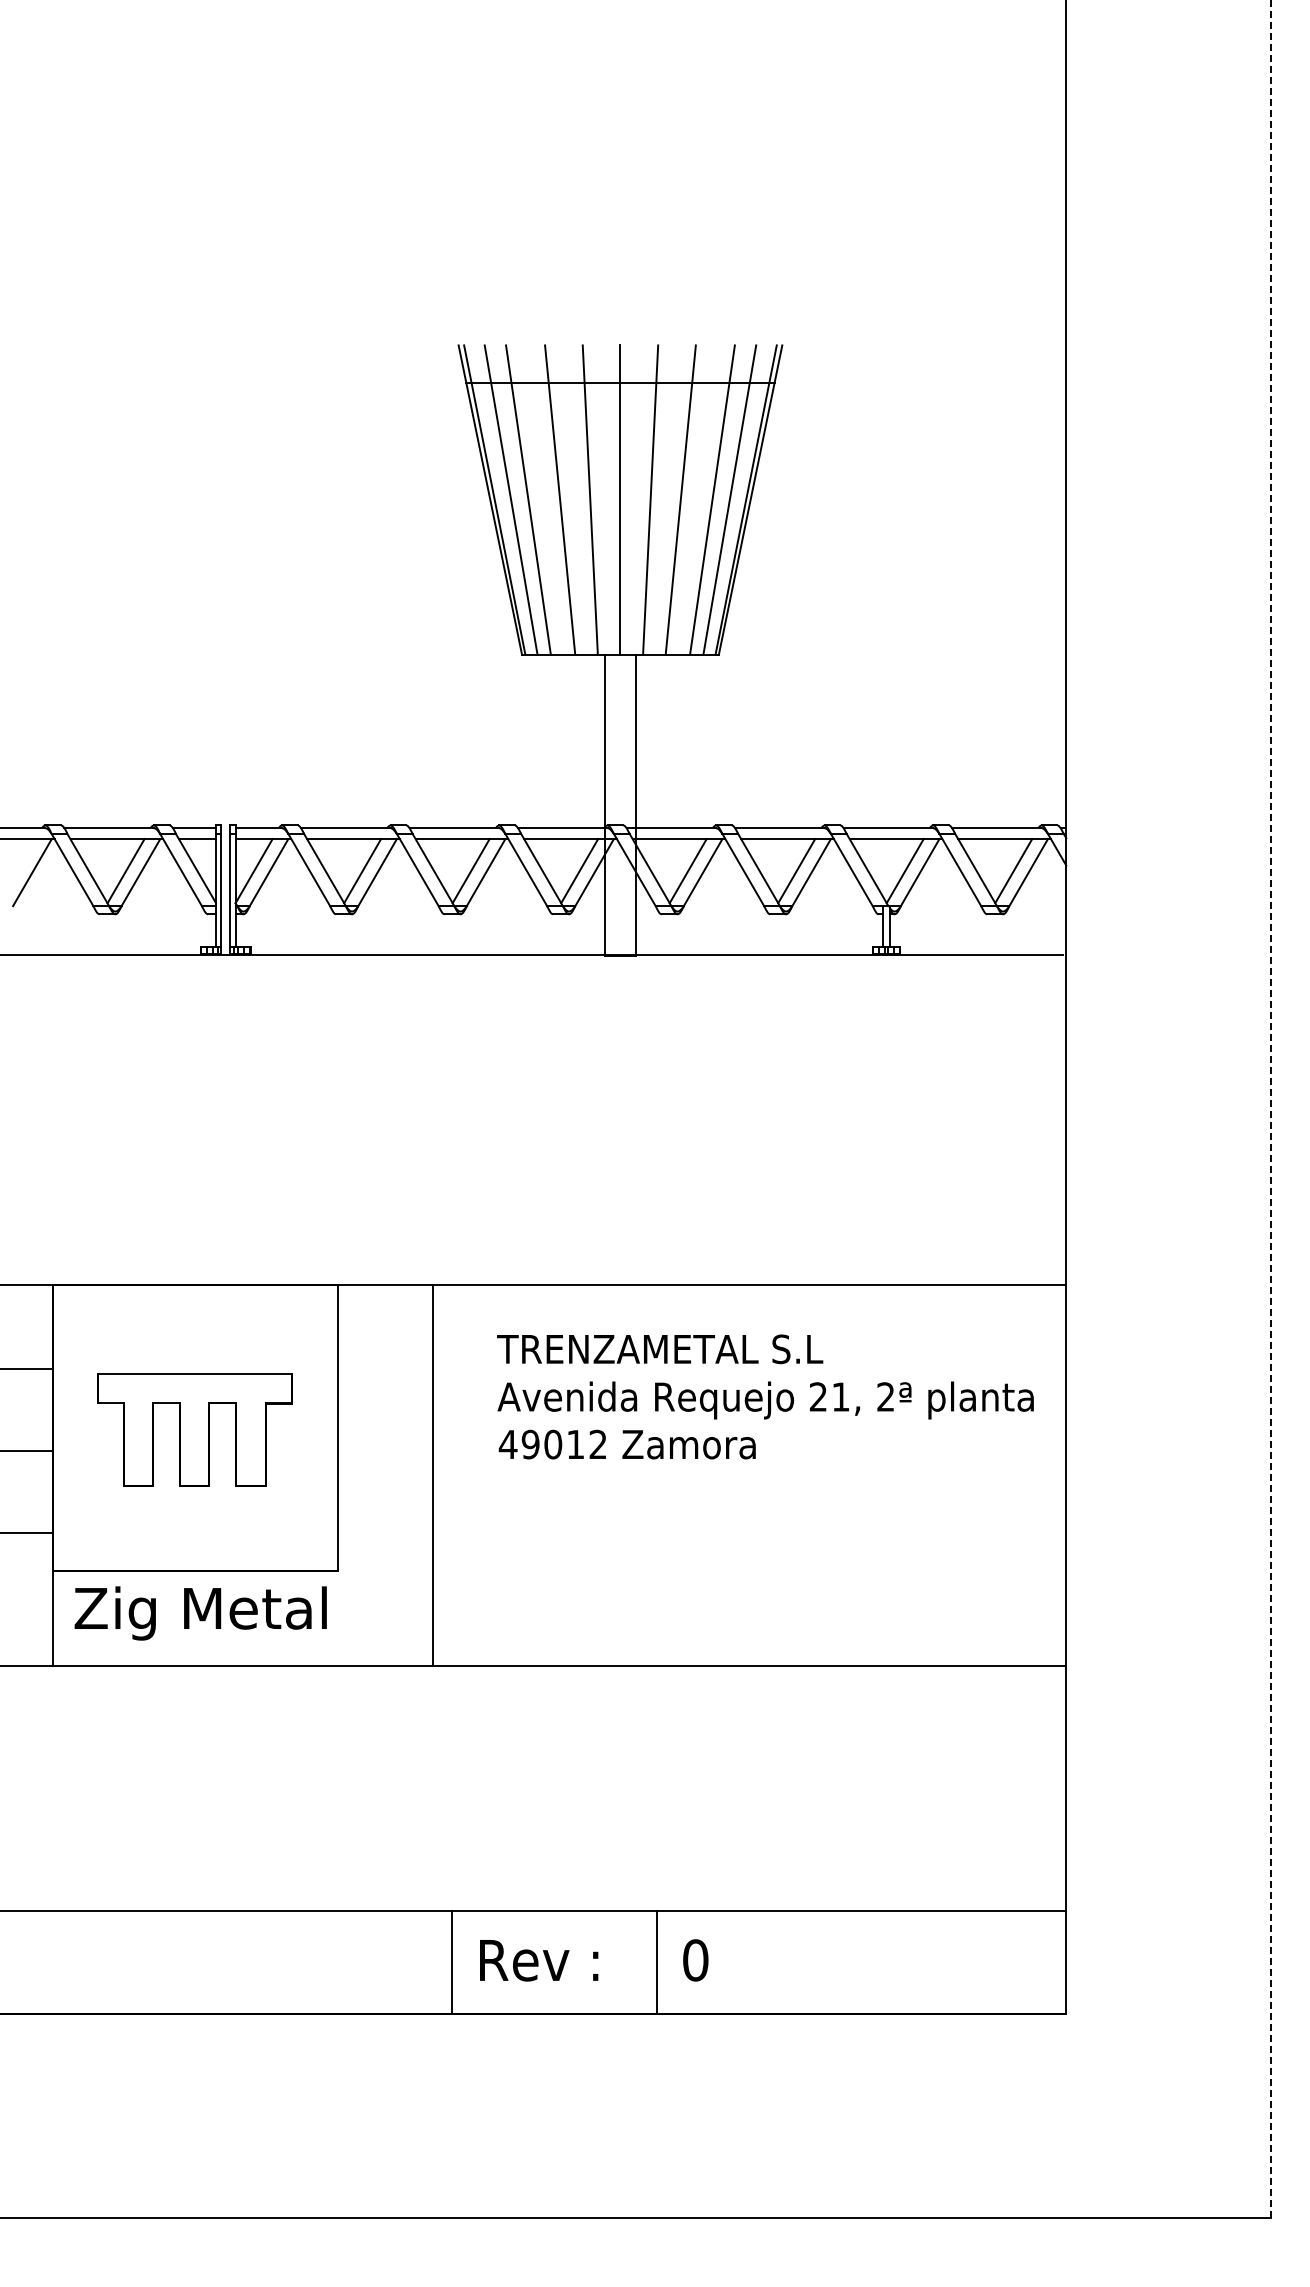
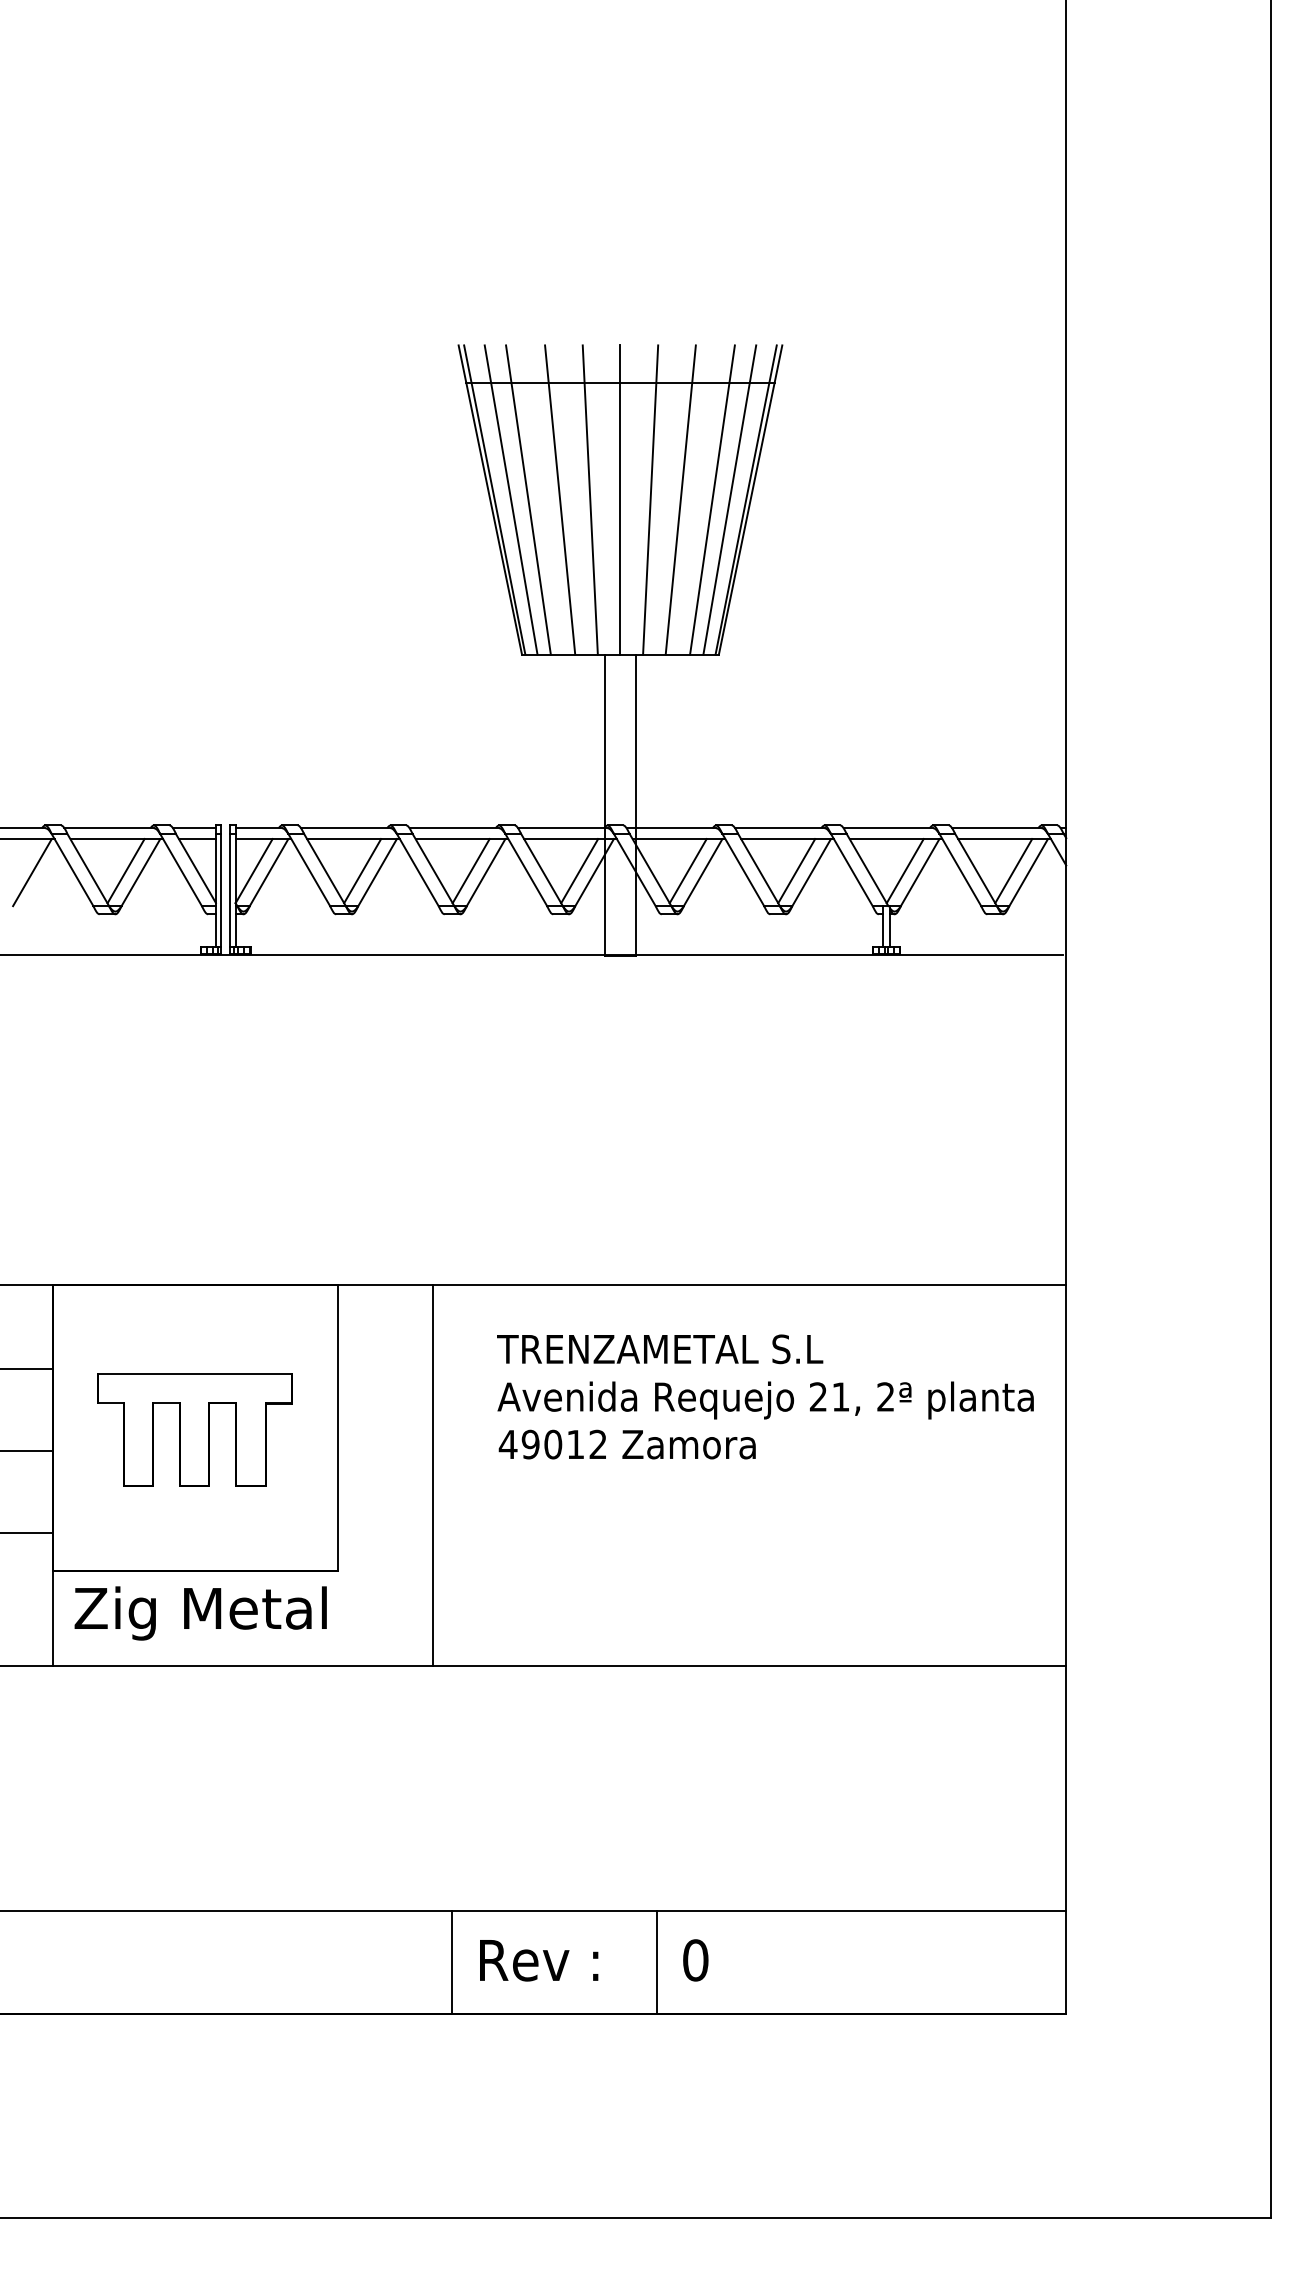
line: dashed -> solid (1271, 1109)
